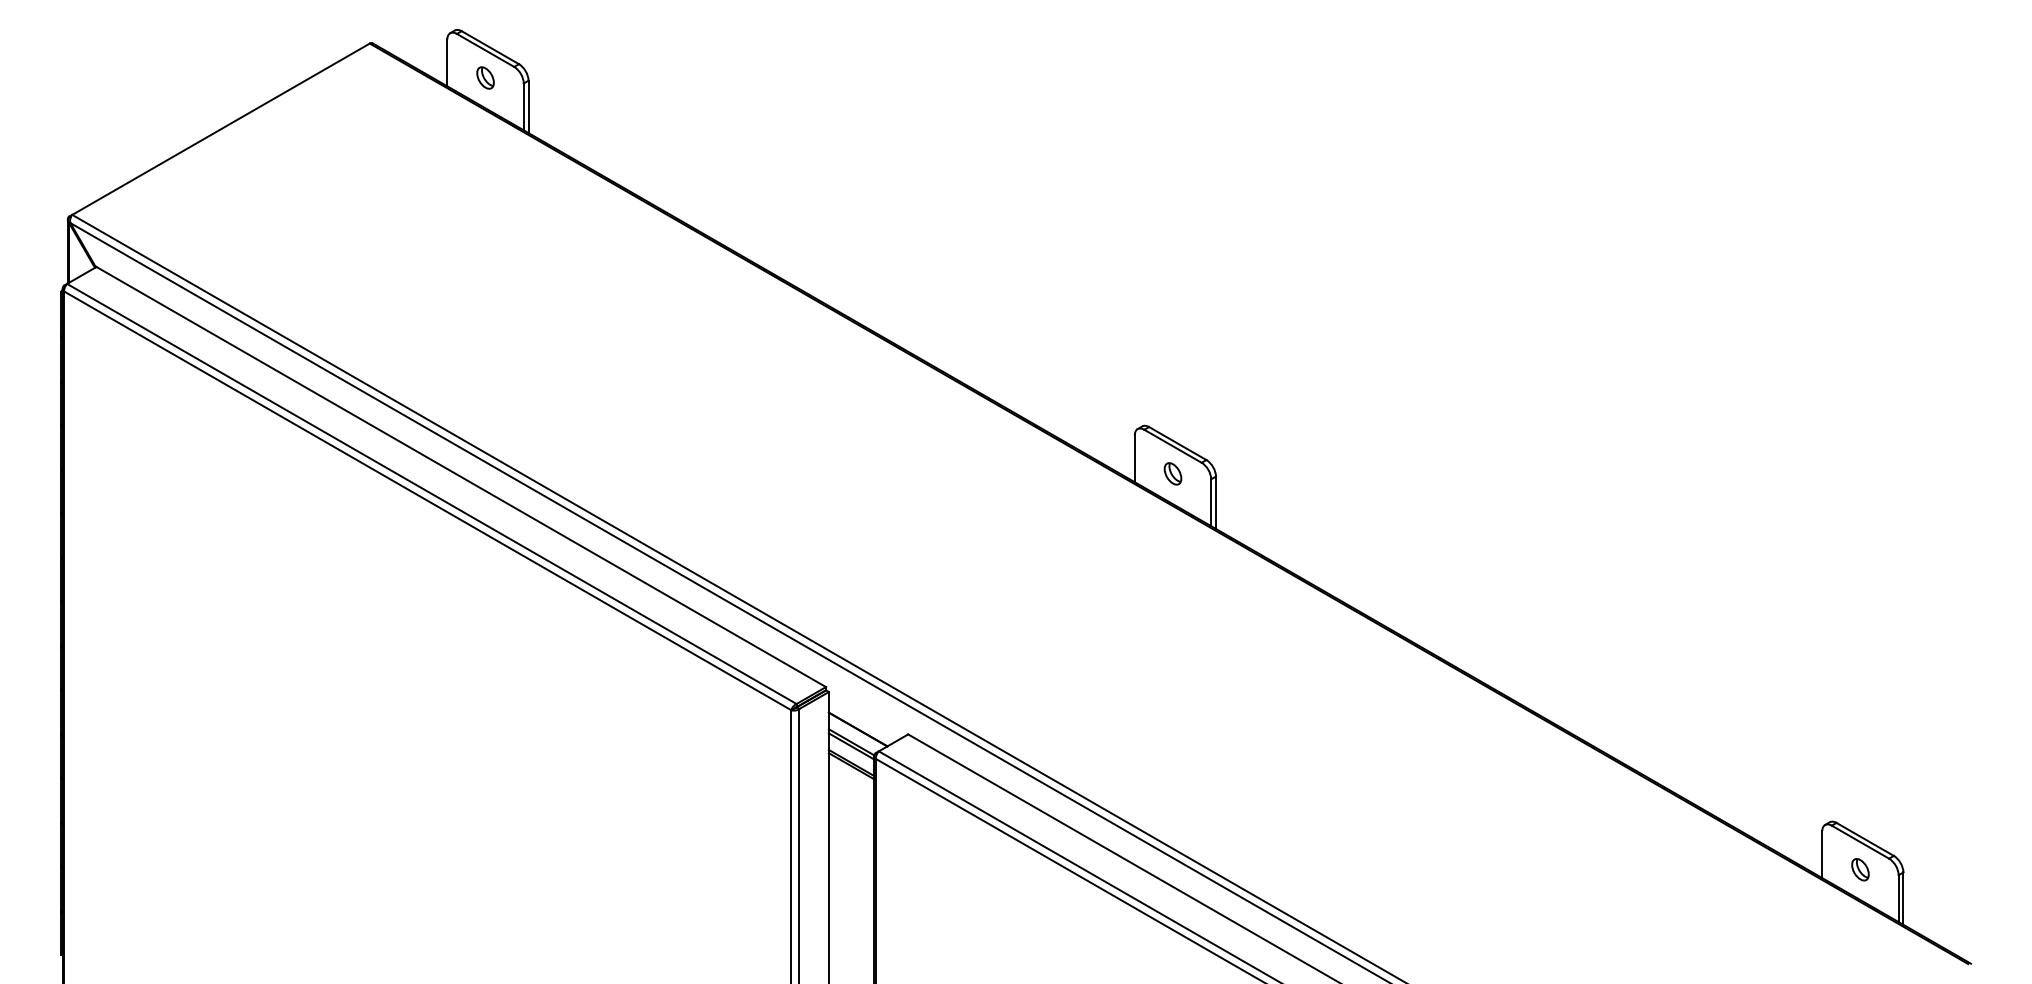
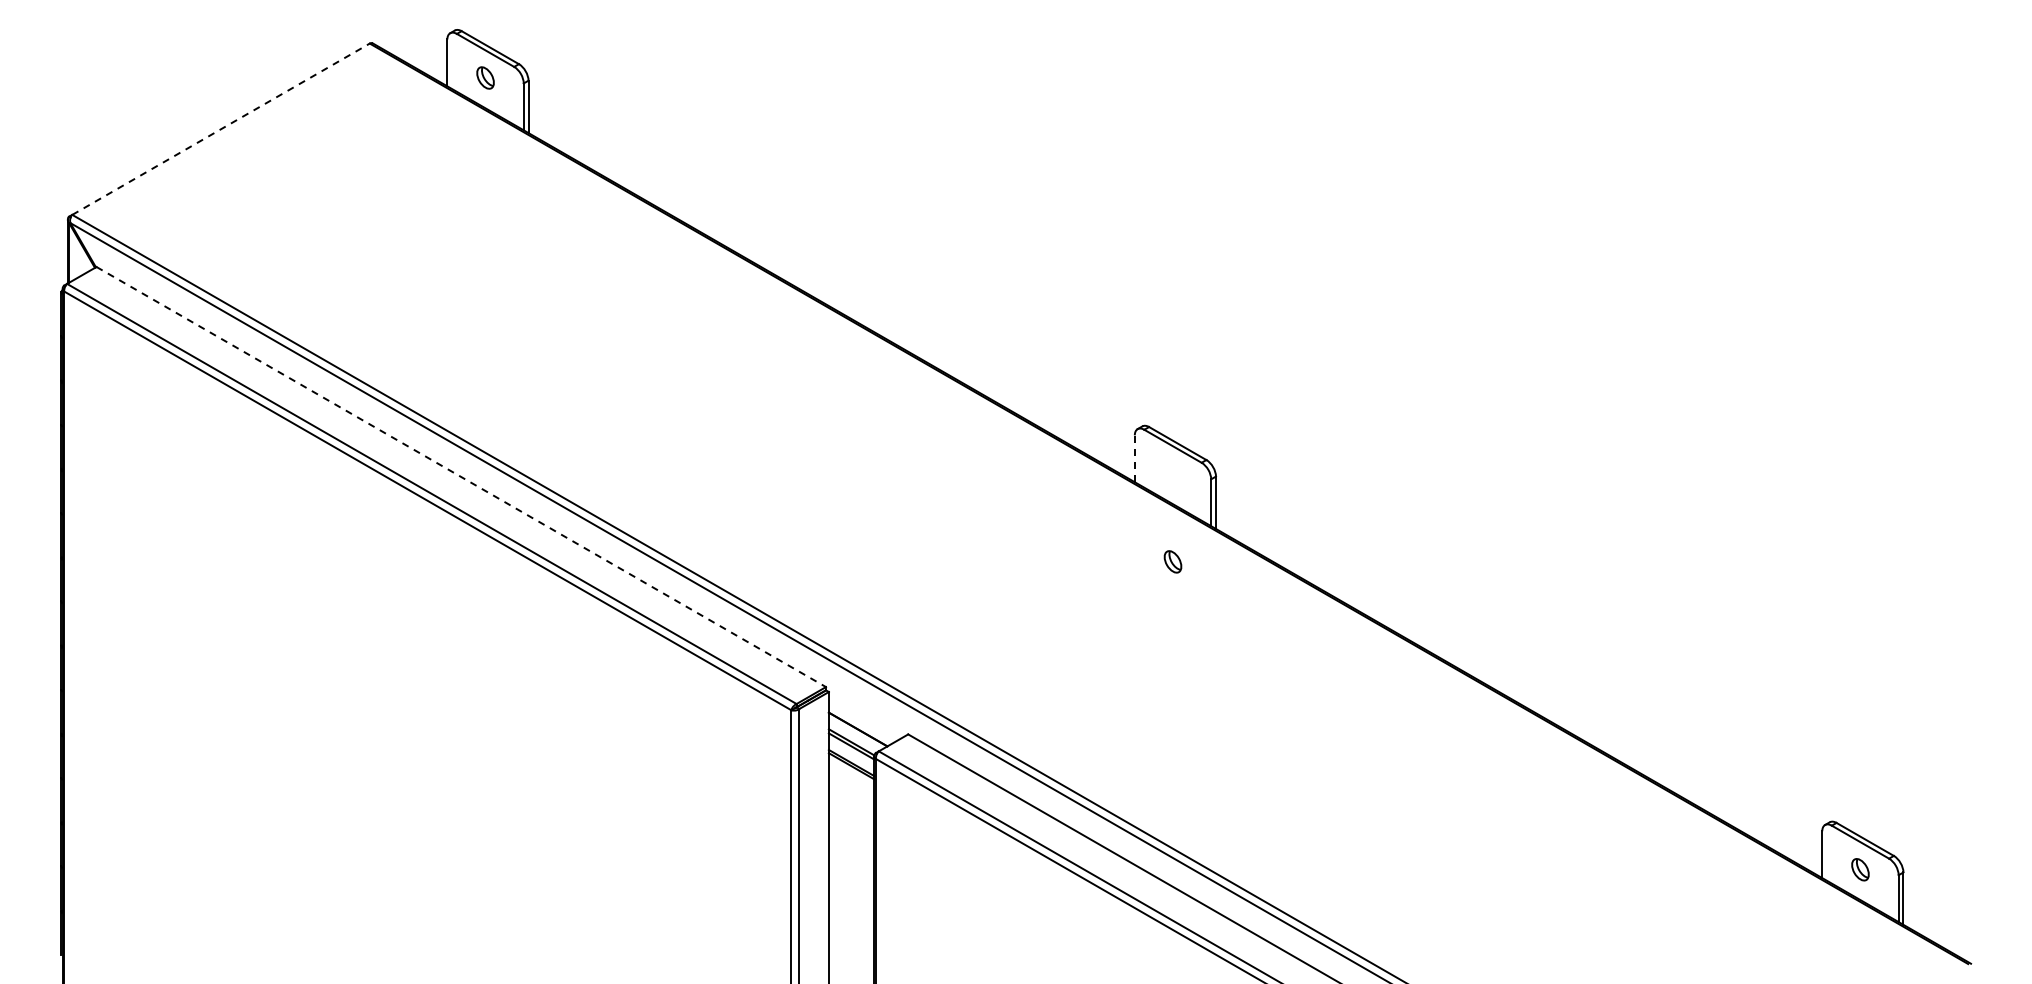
line: solid -> dashed (221, 129)
line: solid -> dashed (1134, 458)
part position: (1172, 473) -> (1172, 561) (1172, 561)
line: solid -> dashed (461, 477)
